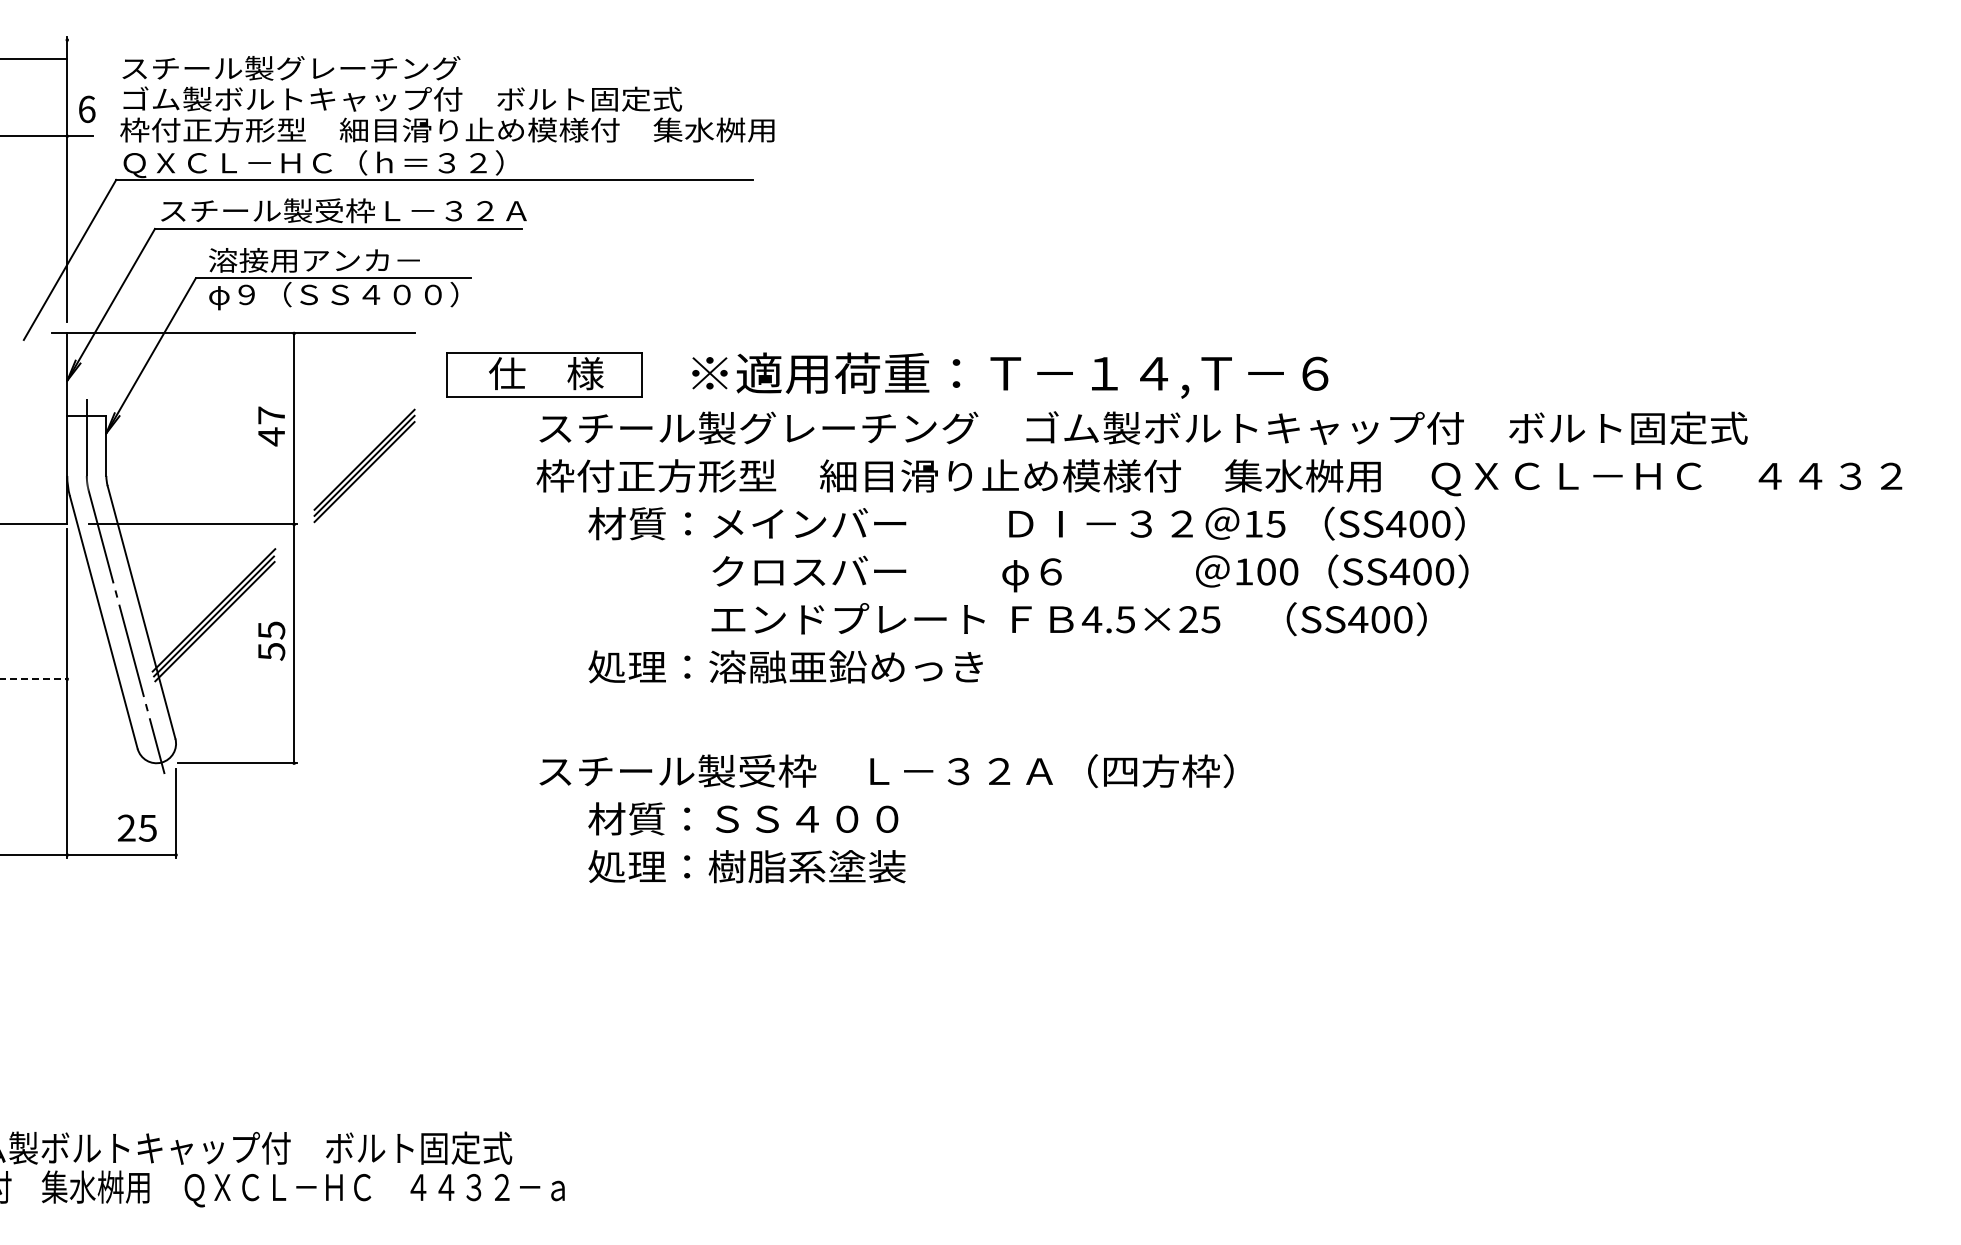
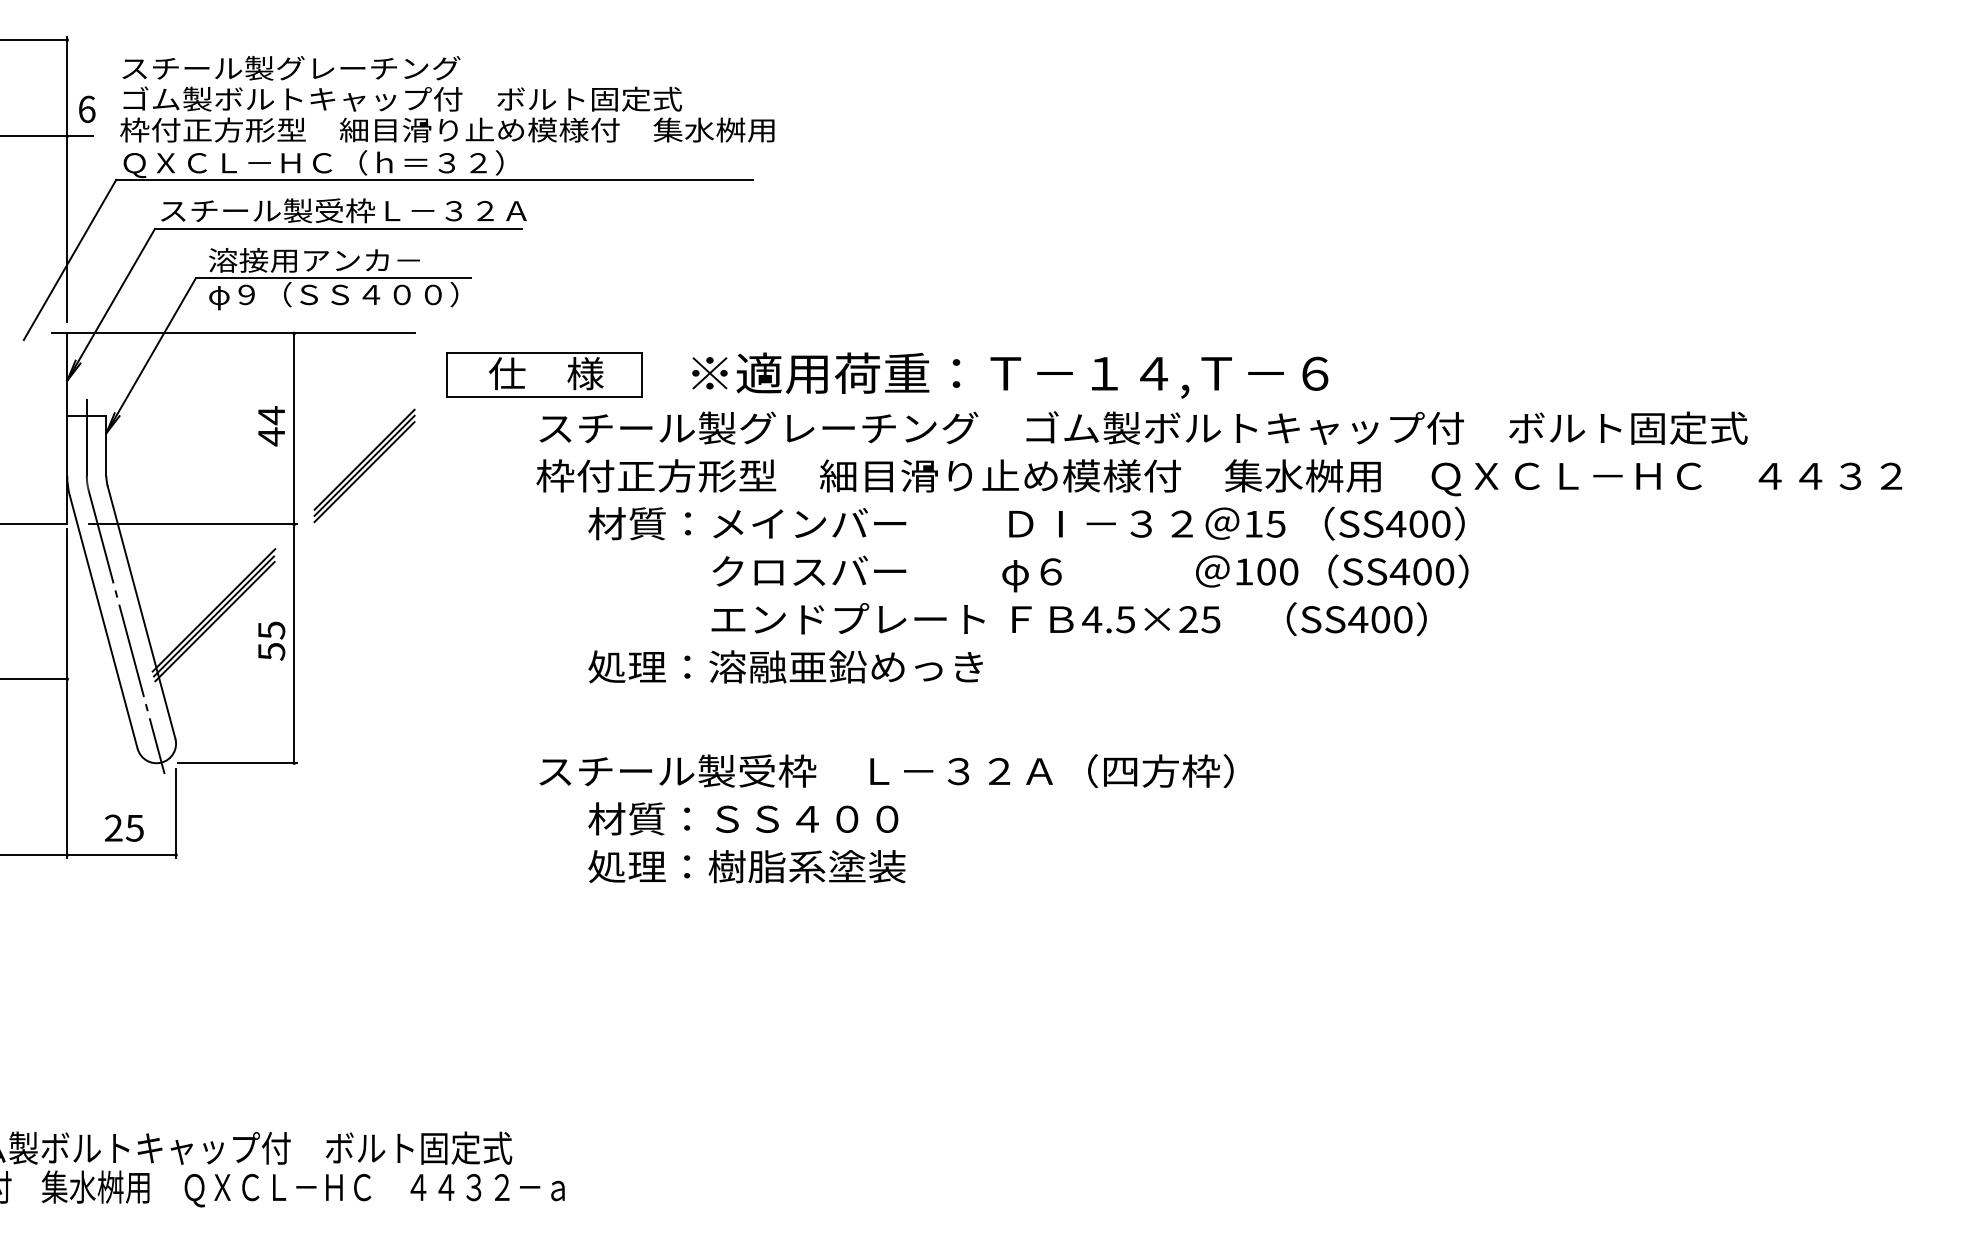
line position: (34, 59) -> (34, 40) (34, 40)
text: 47 -> 44 (271, 415)
line: dashed -> solid (34, 679)
text position: (137, 827) -> (124, 827) (124, 827)
